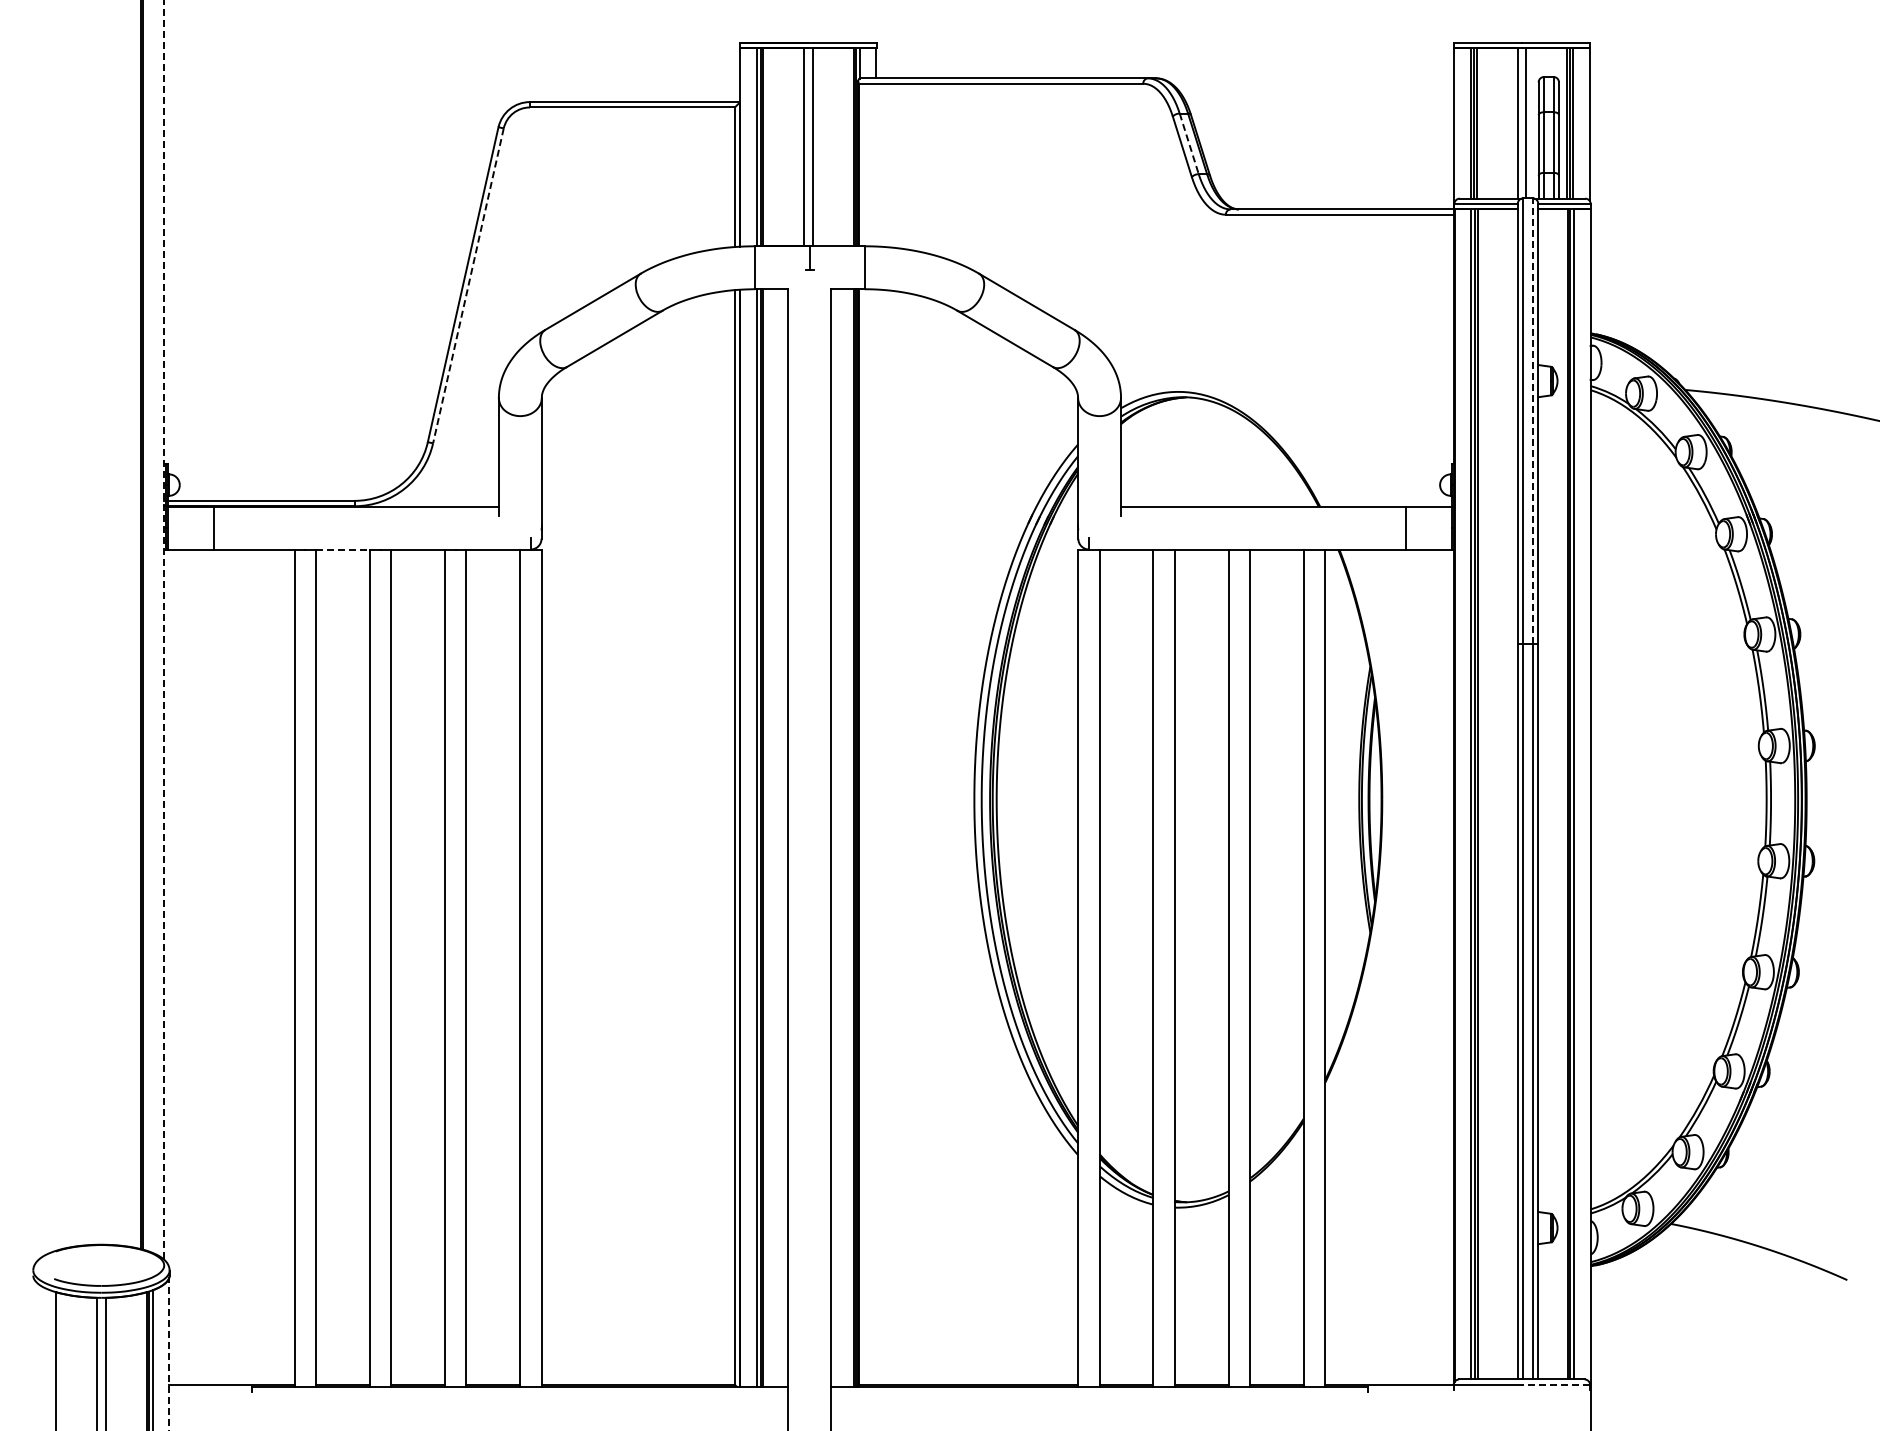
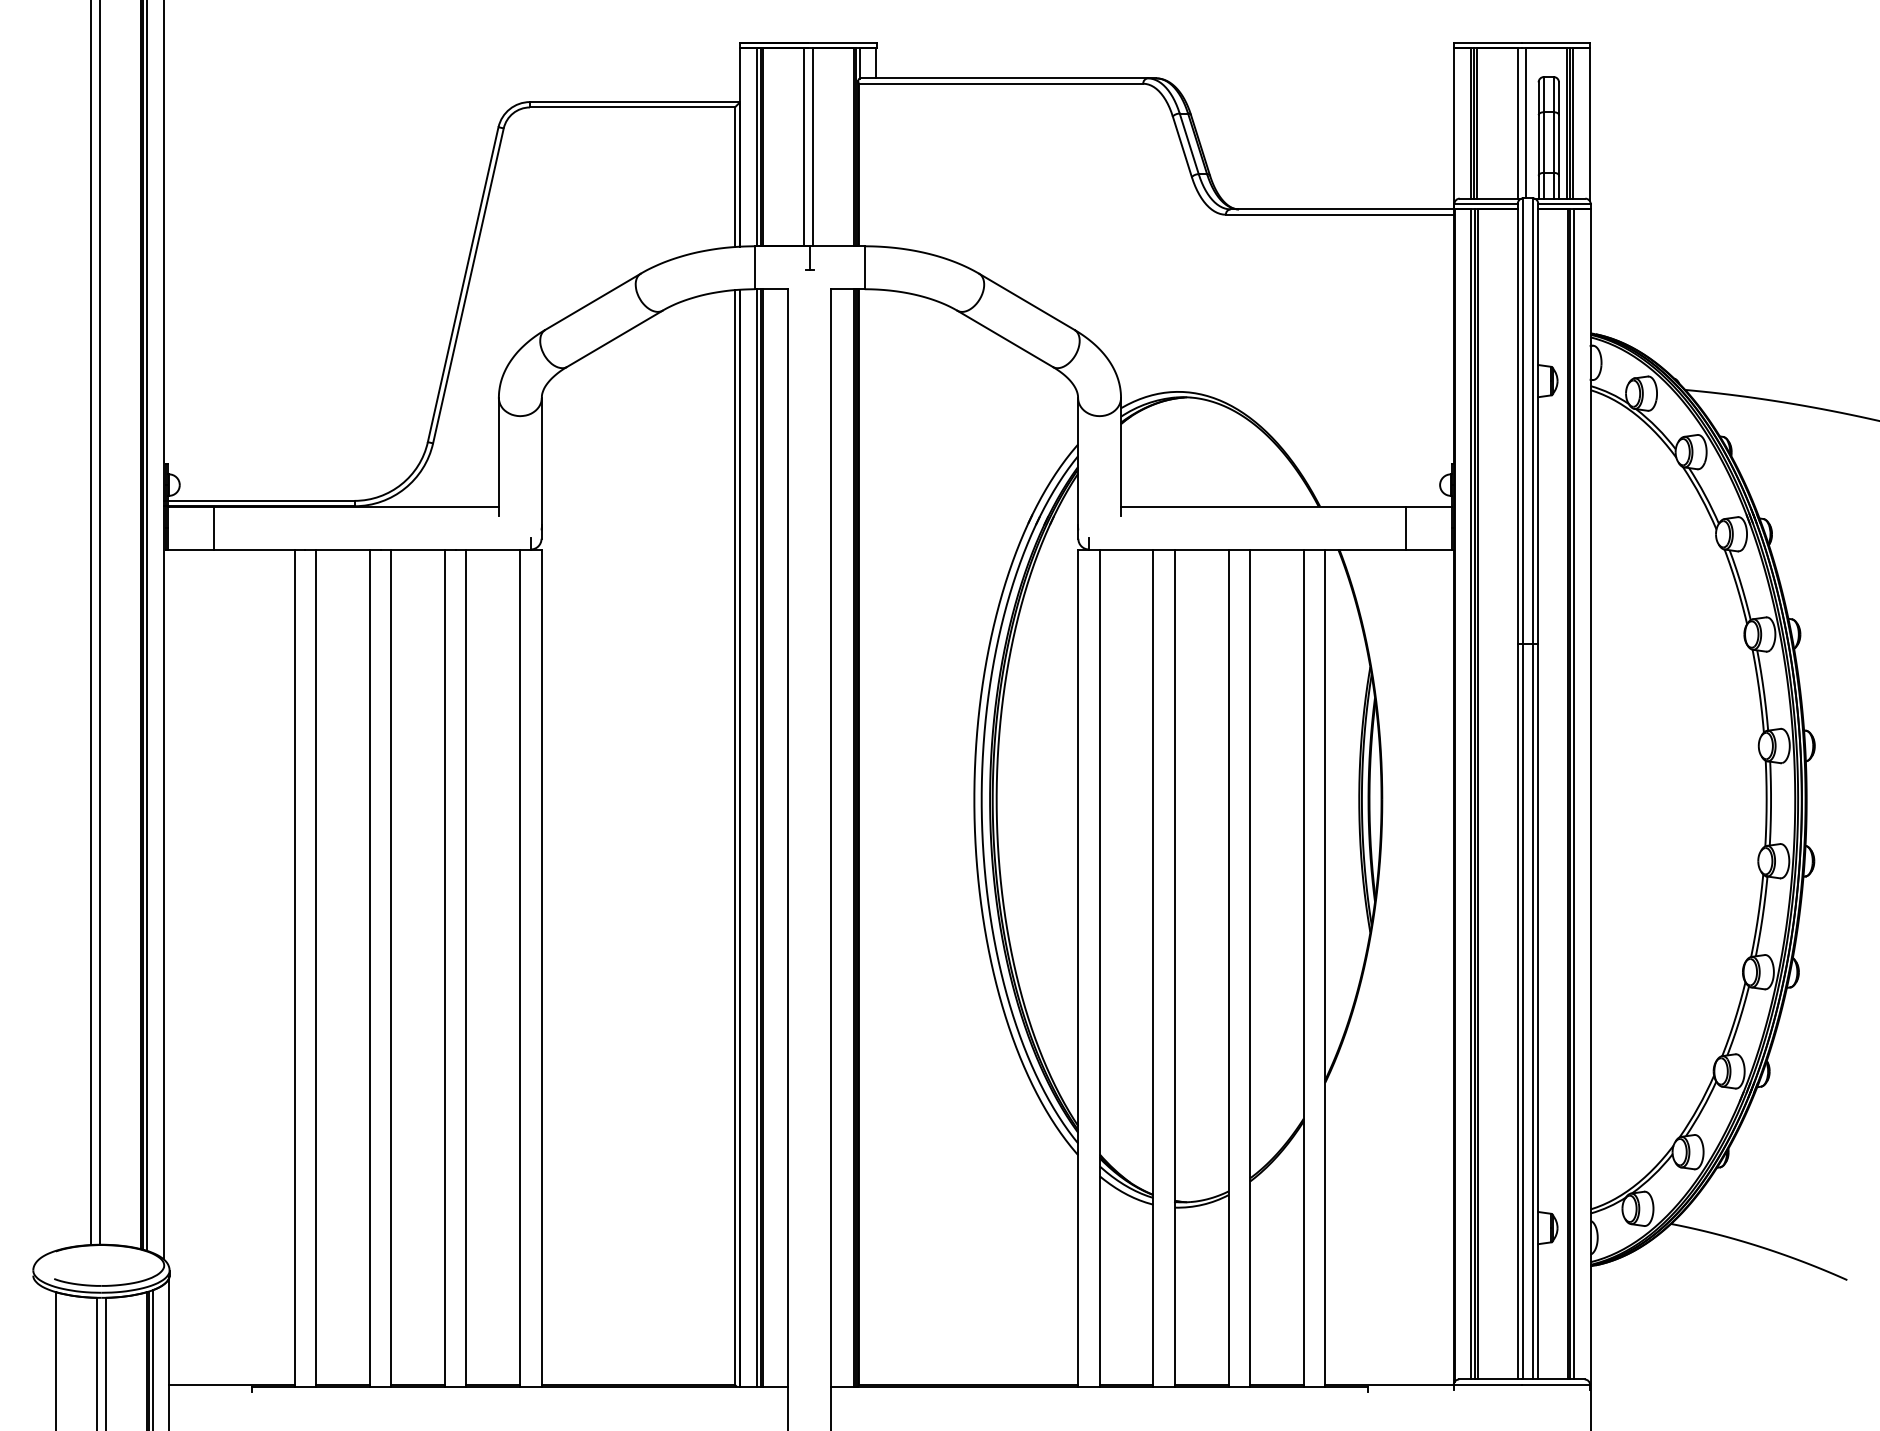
line: dashed -> solid (1189, 143)
line: dashed -> solid (468, 286)
line: dashed -> solid (1532, 421)
line: dashed -> solid (342, 549)
line: none -> present (91, 623)
line: none -> present (99, 623)
line: none -> present (146, 626)
line: dashed -> solid (163, 629)
line: dashed -> solid (169, 1354)
line: dashed -> solid (1555, 1384)
